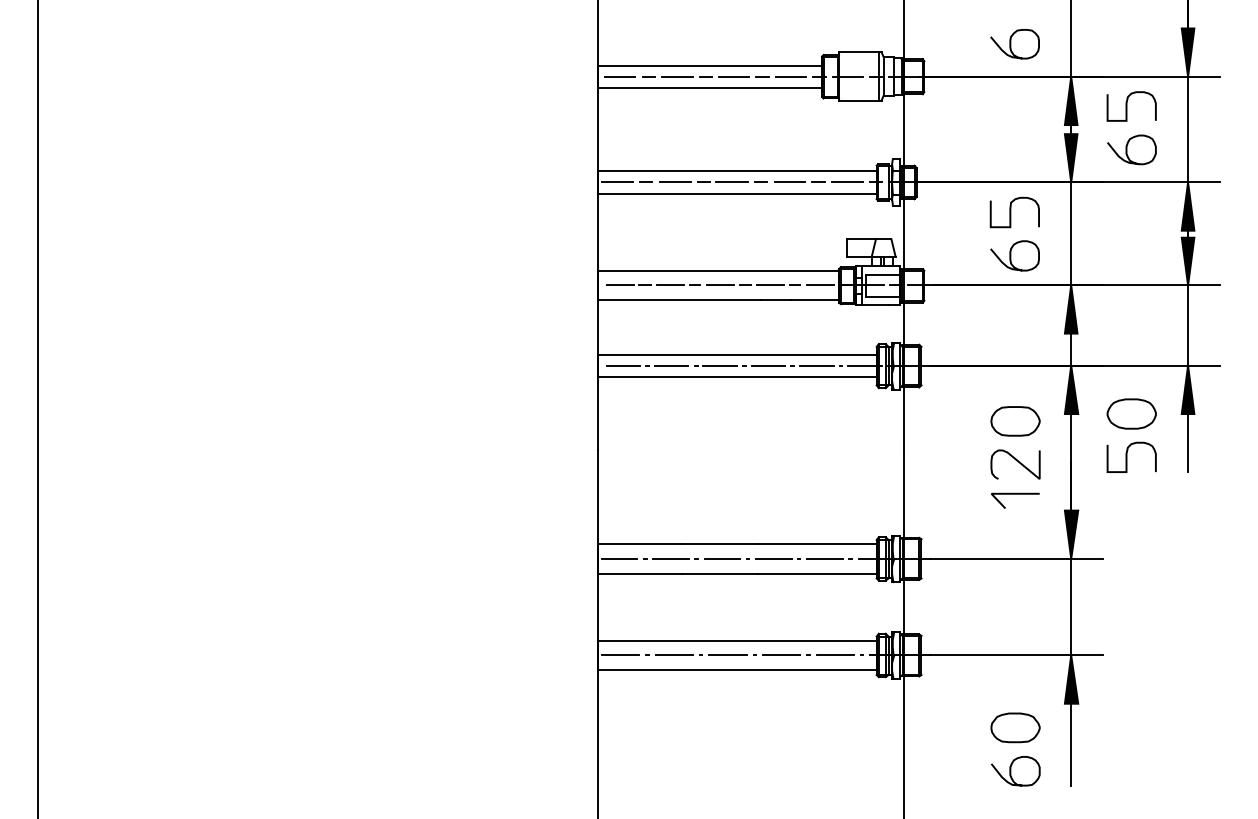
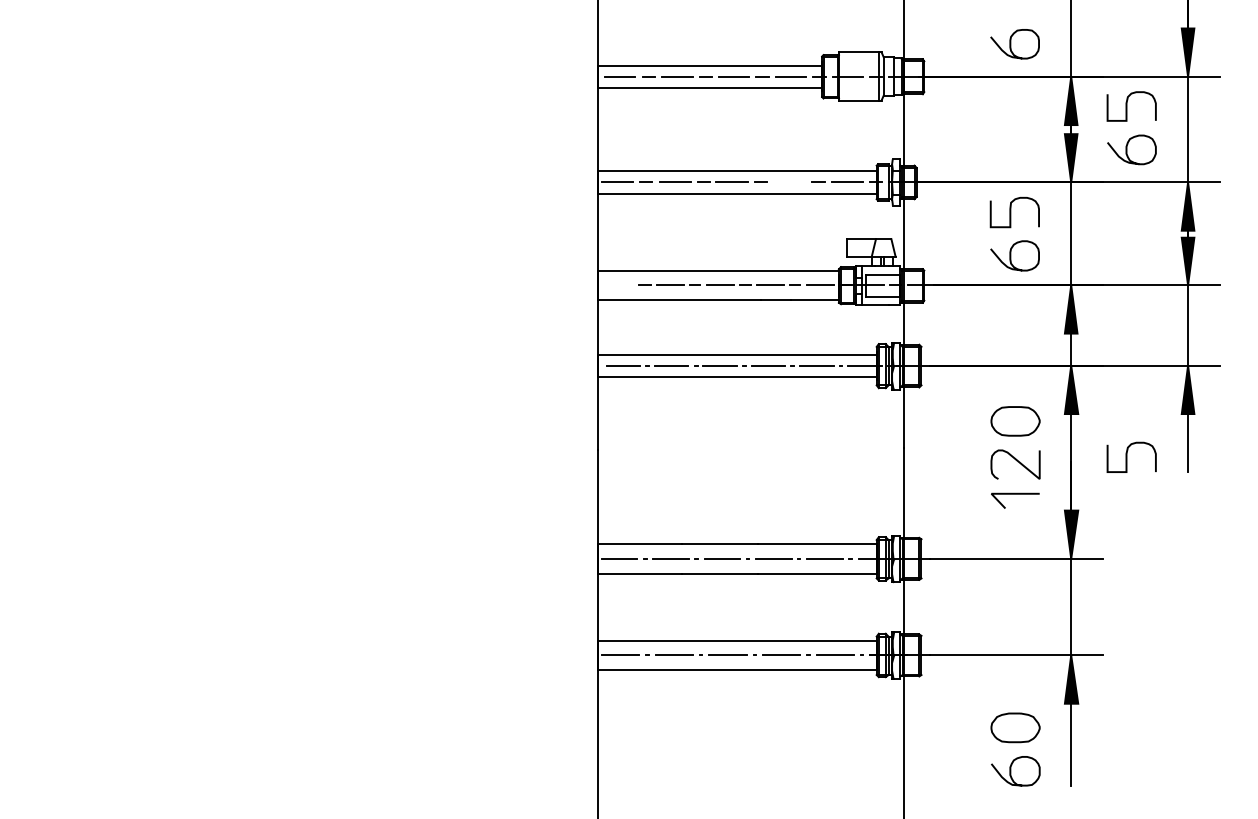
line: present -> none (789, 182)
line: present -> none (619, 285)
line: present -> none (37, 408)
part: present -> none (1131, 413)
